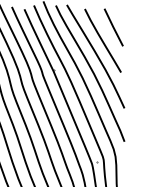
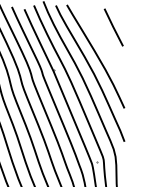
line: present -> none (102, 40)
